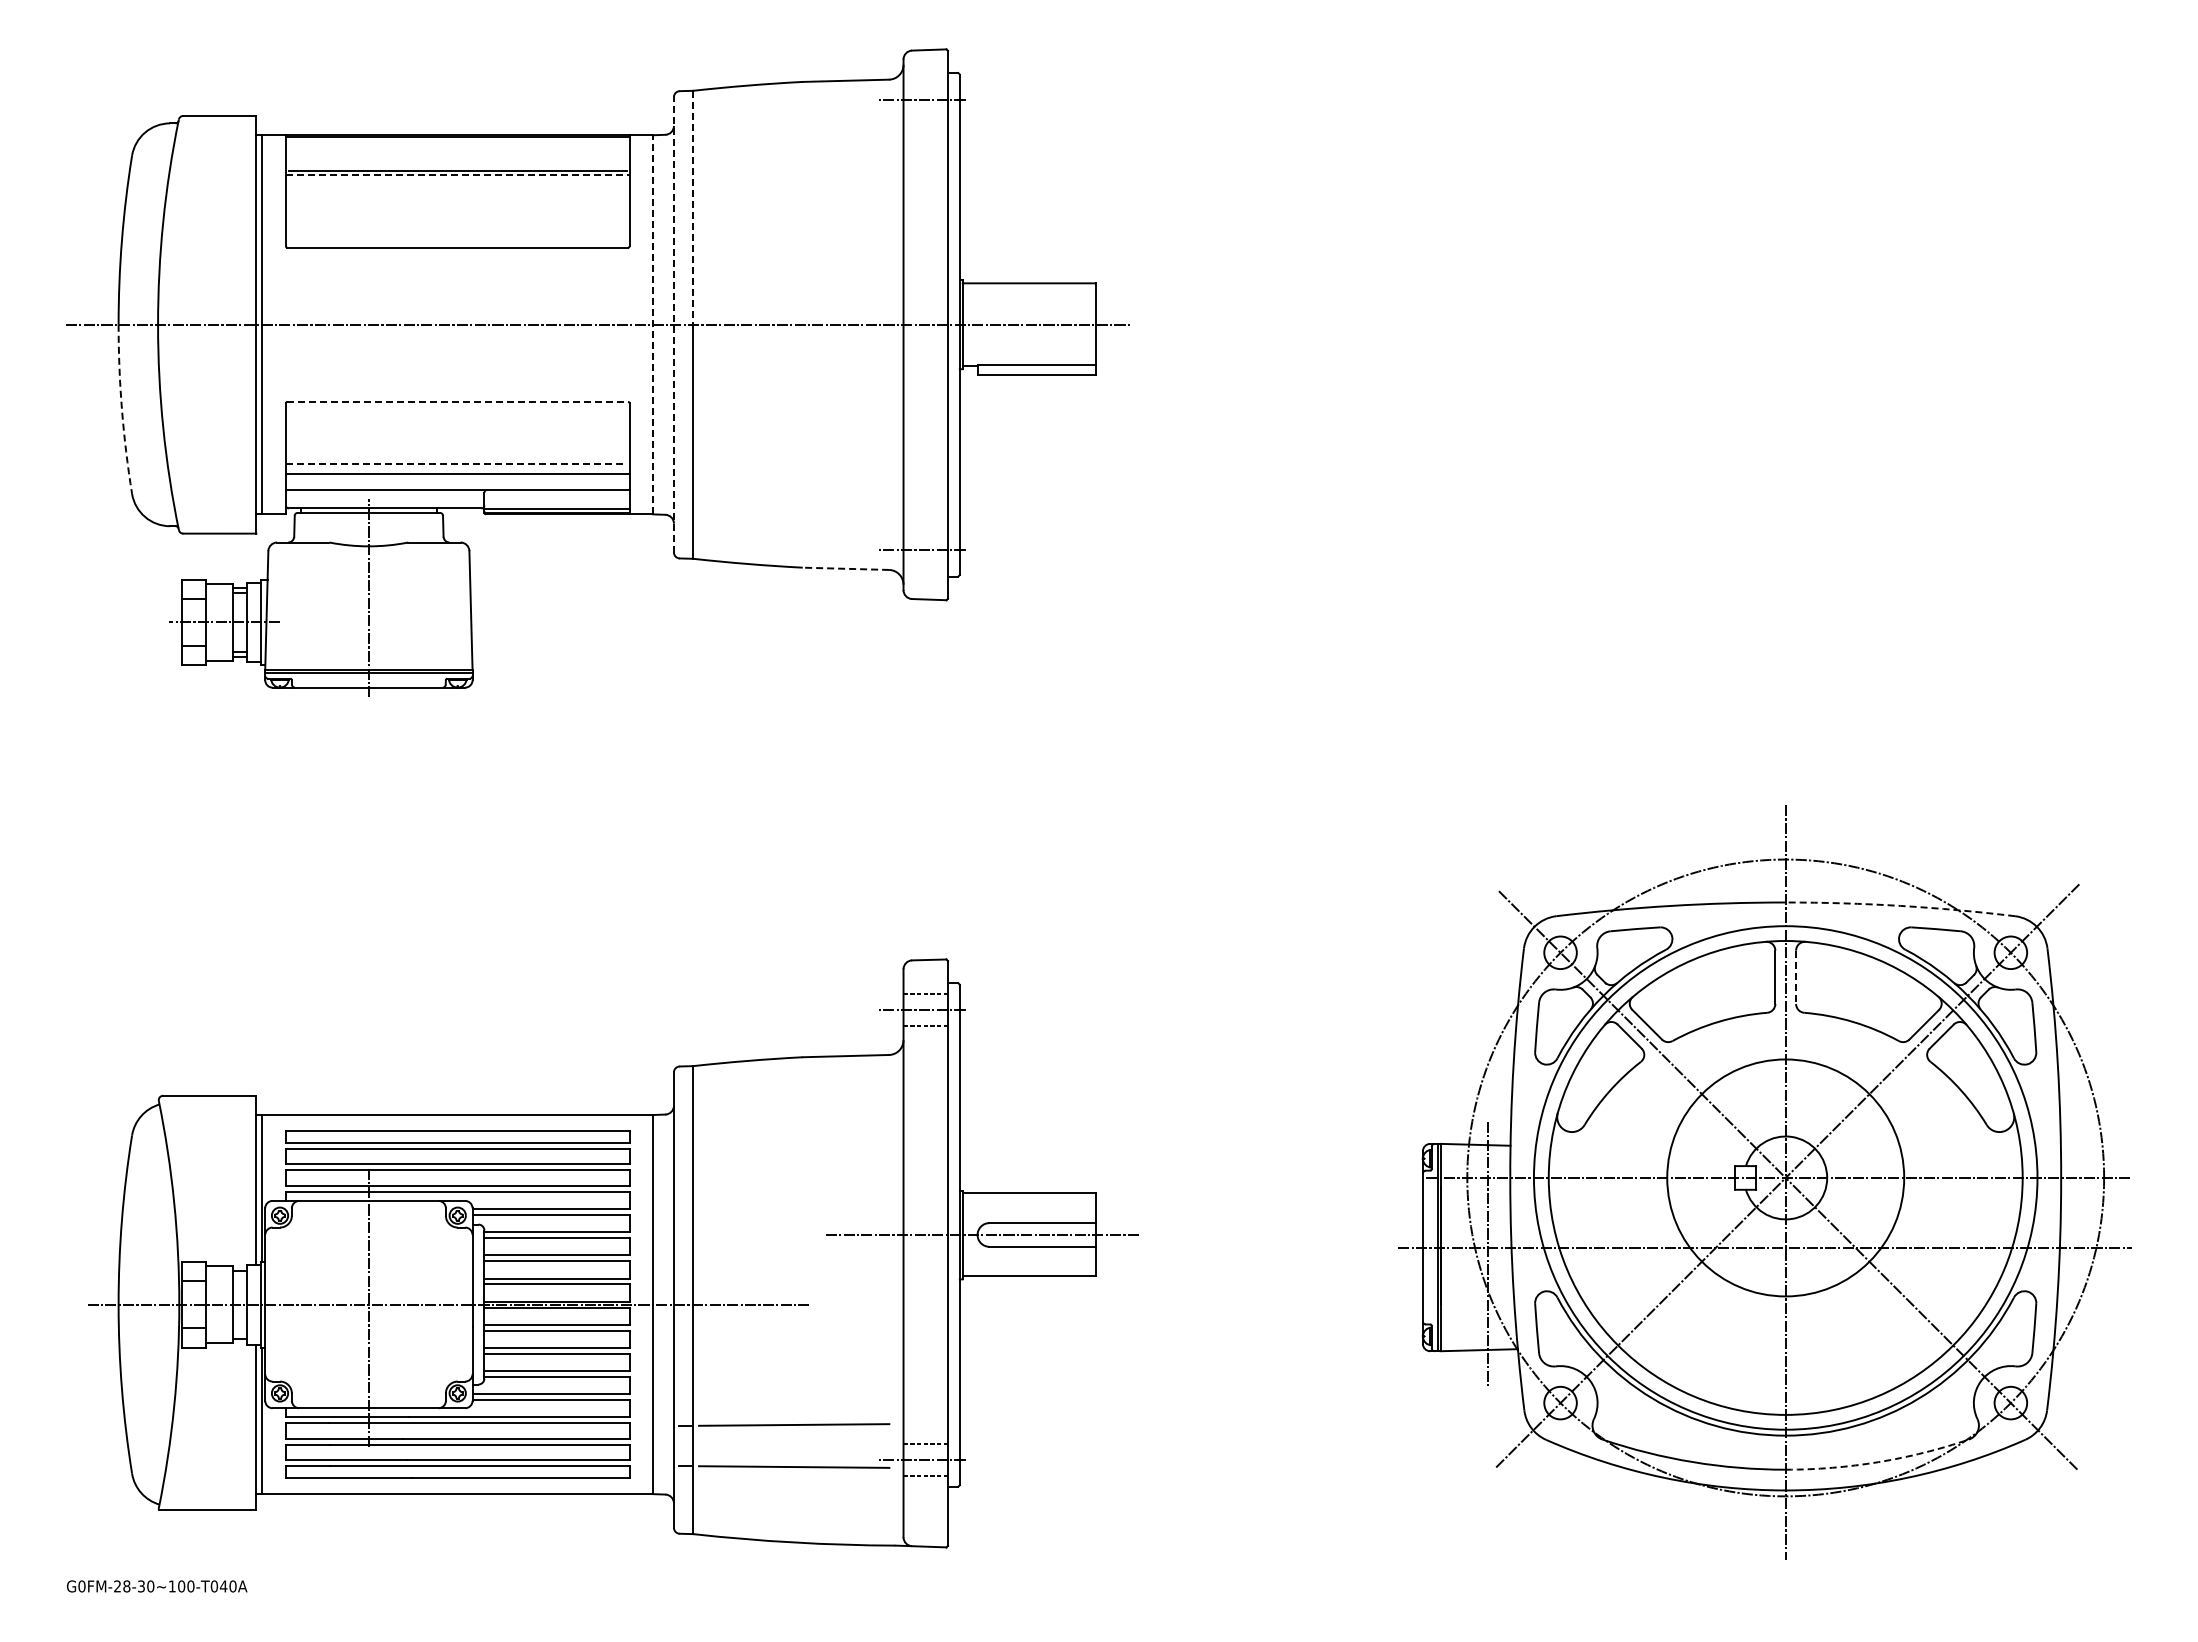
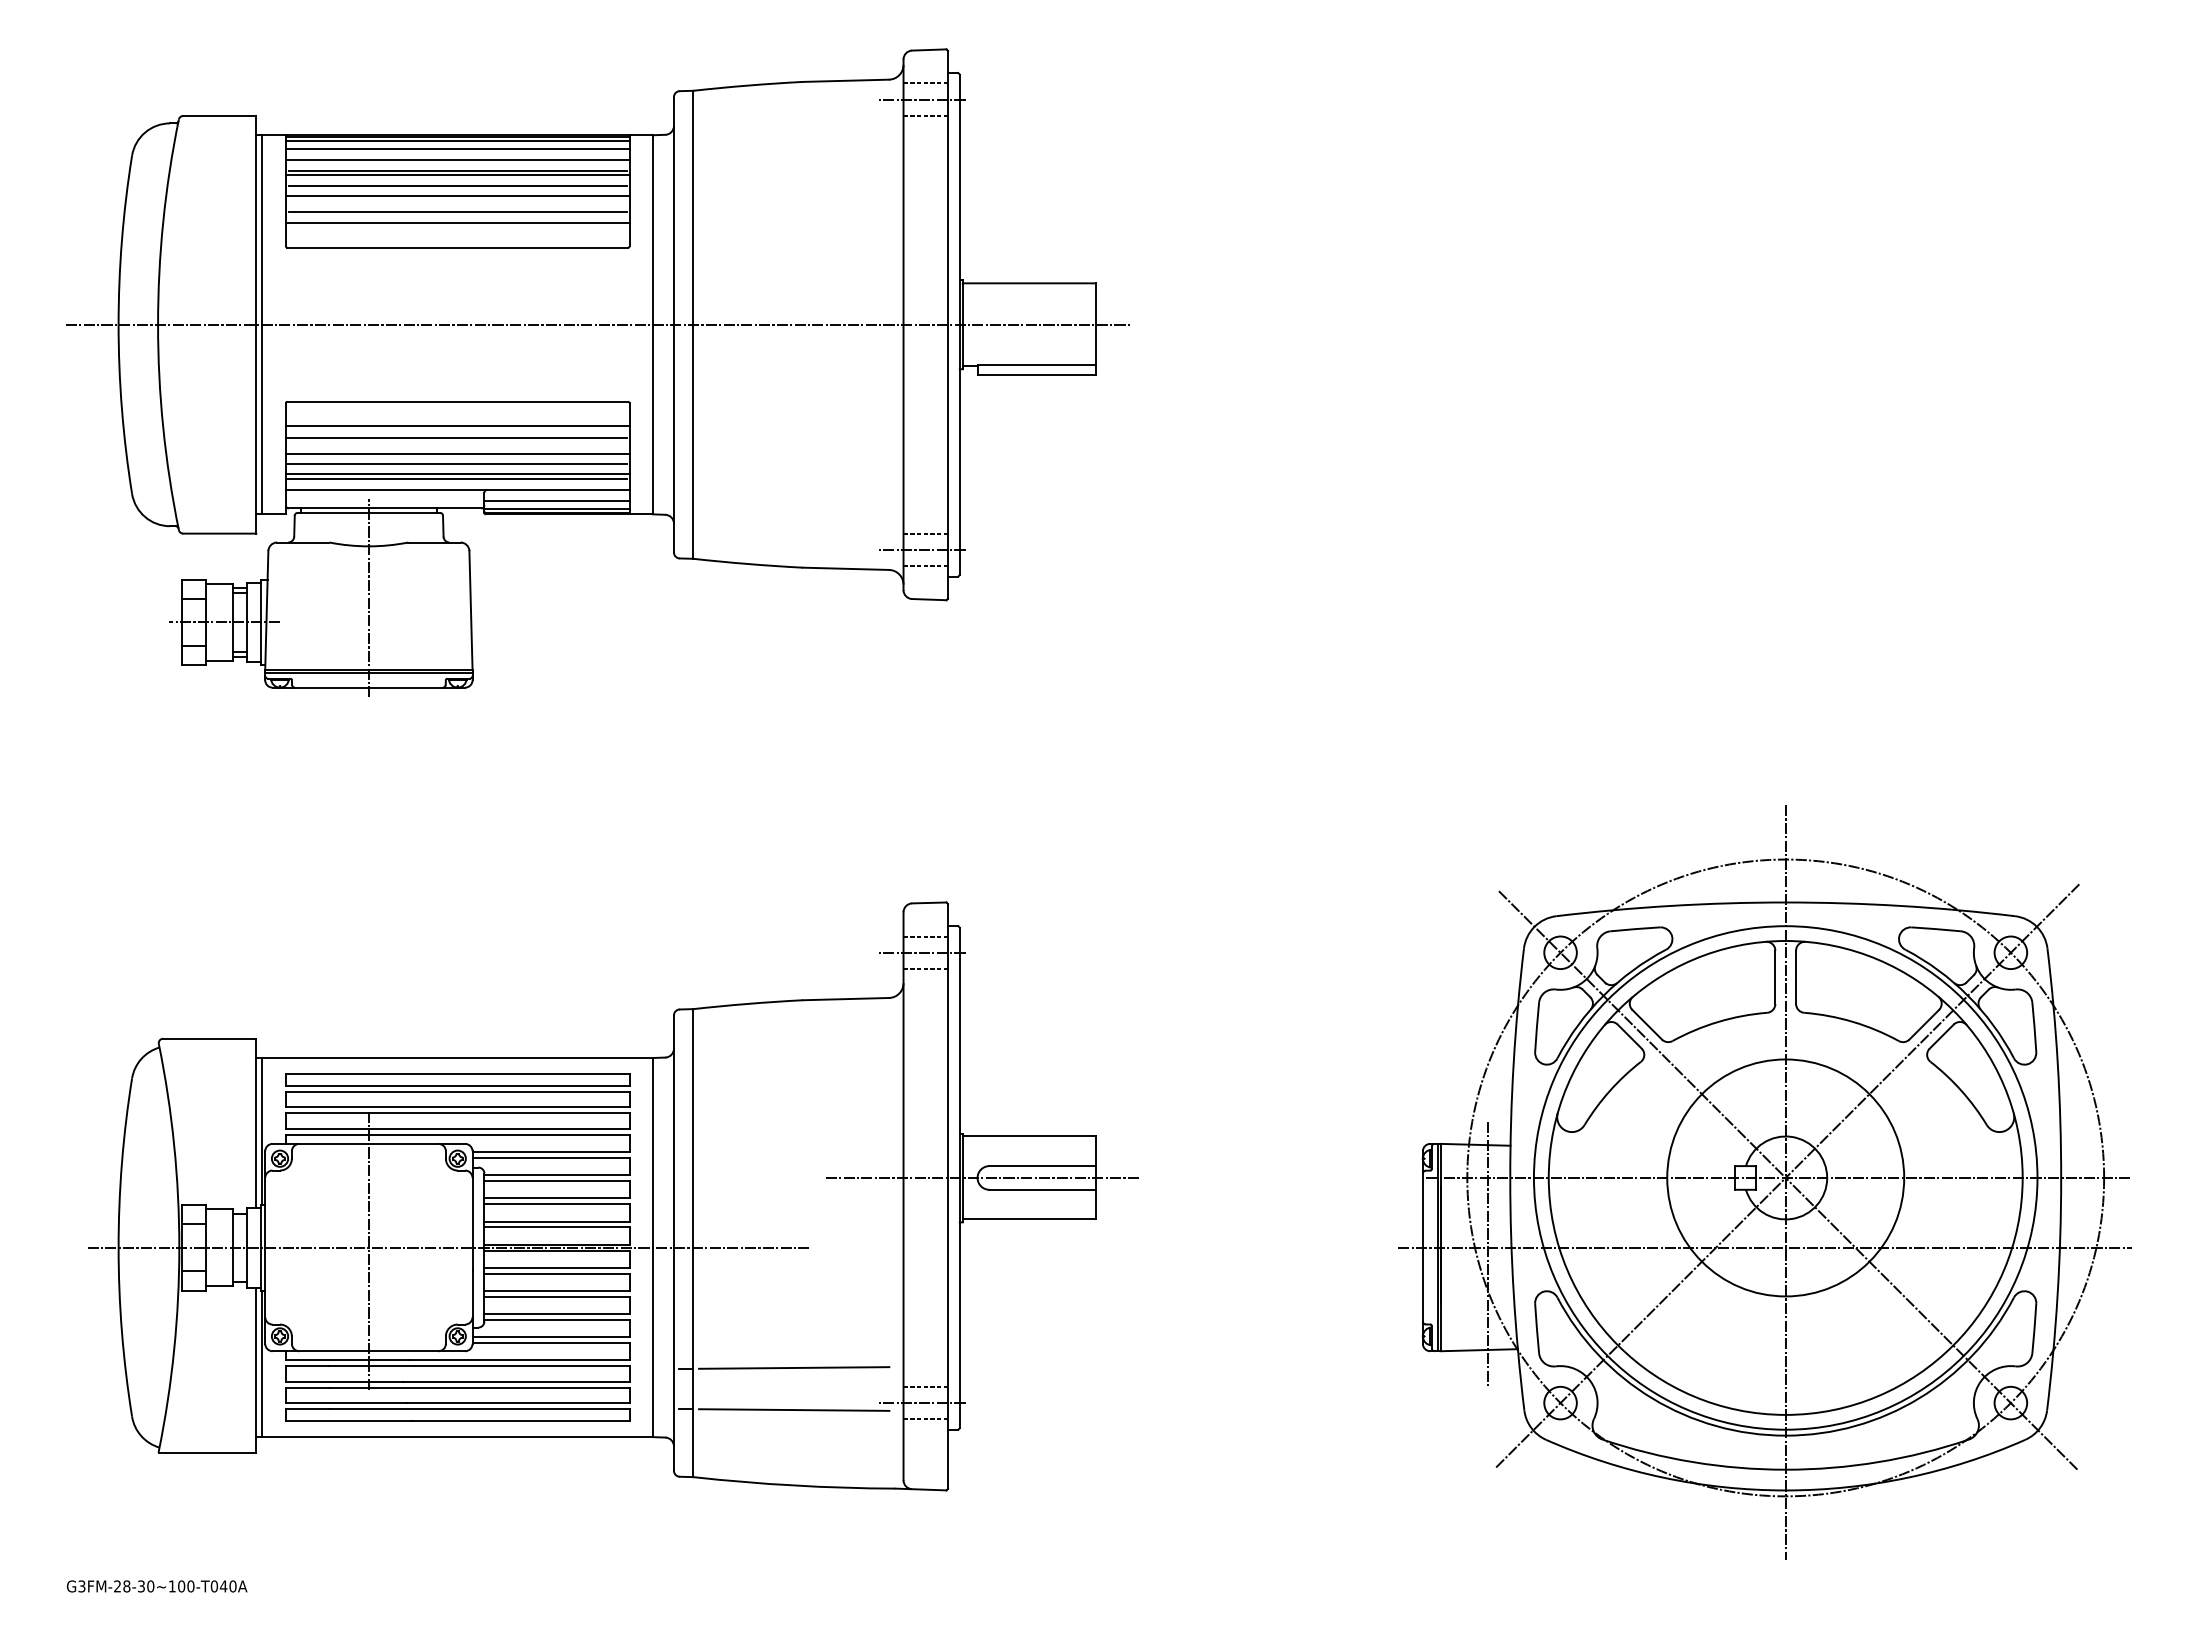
line: none -> present (925, 83)
line: none -> present (925, 115)
line: none -> present (457, 141)
line: none -> present (457, 148)
line: none -> present (457, 159)
line: dashed -> solid (457, 175)
line: none -> present (457, 185)
line: none -> present (457, 195)
line: dashed -> solid (693, 207)
line: none -> present (457, 211)
line: none -> present (457, 223)
line: dashed -> solid (653, 324)
line: dashed -> solid (673, 324)
line: dashed -> solid (458, 401)
arc: dashed -> solid (121, 409)
line: none -> present (457, 426)
line: none -> present (455, 437)
line: none -> present (457, 453)
line: dashed -> solid (456, 464)
line: none -> present (455, 478)
line: none -> present (556, 501)
line: none -> present (925, 533)
line: none -> present (925, 566)
line: dashed -> solid (845, 568)
arc: dashed -> solid (1900, 905)
line: dashed -> solid (1796, 977)
part position: (613, 1253) -> (613, 1196) (613, 1196)
arc: dashed -> solid (1878, 1462)
text: G0FM-28-30~100-T040A -> G3FM-28-30~100-T040A (81, 1586)
